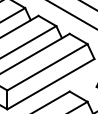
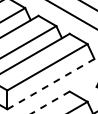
line: solid -> dashed (51, 83)
line: solid -> dashed (49, 103)
